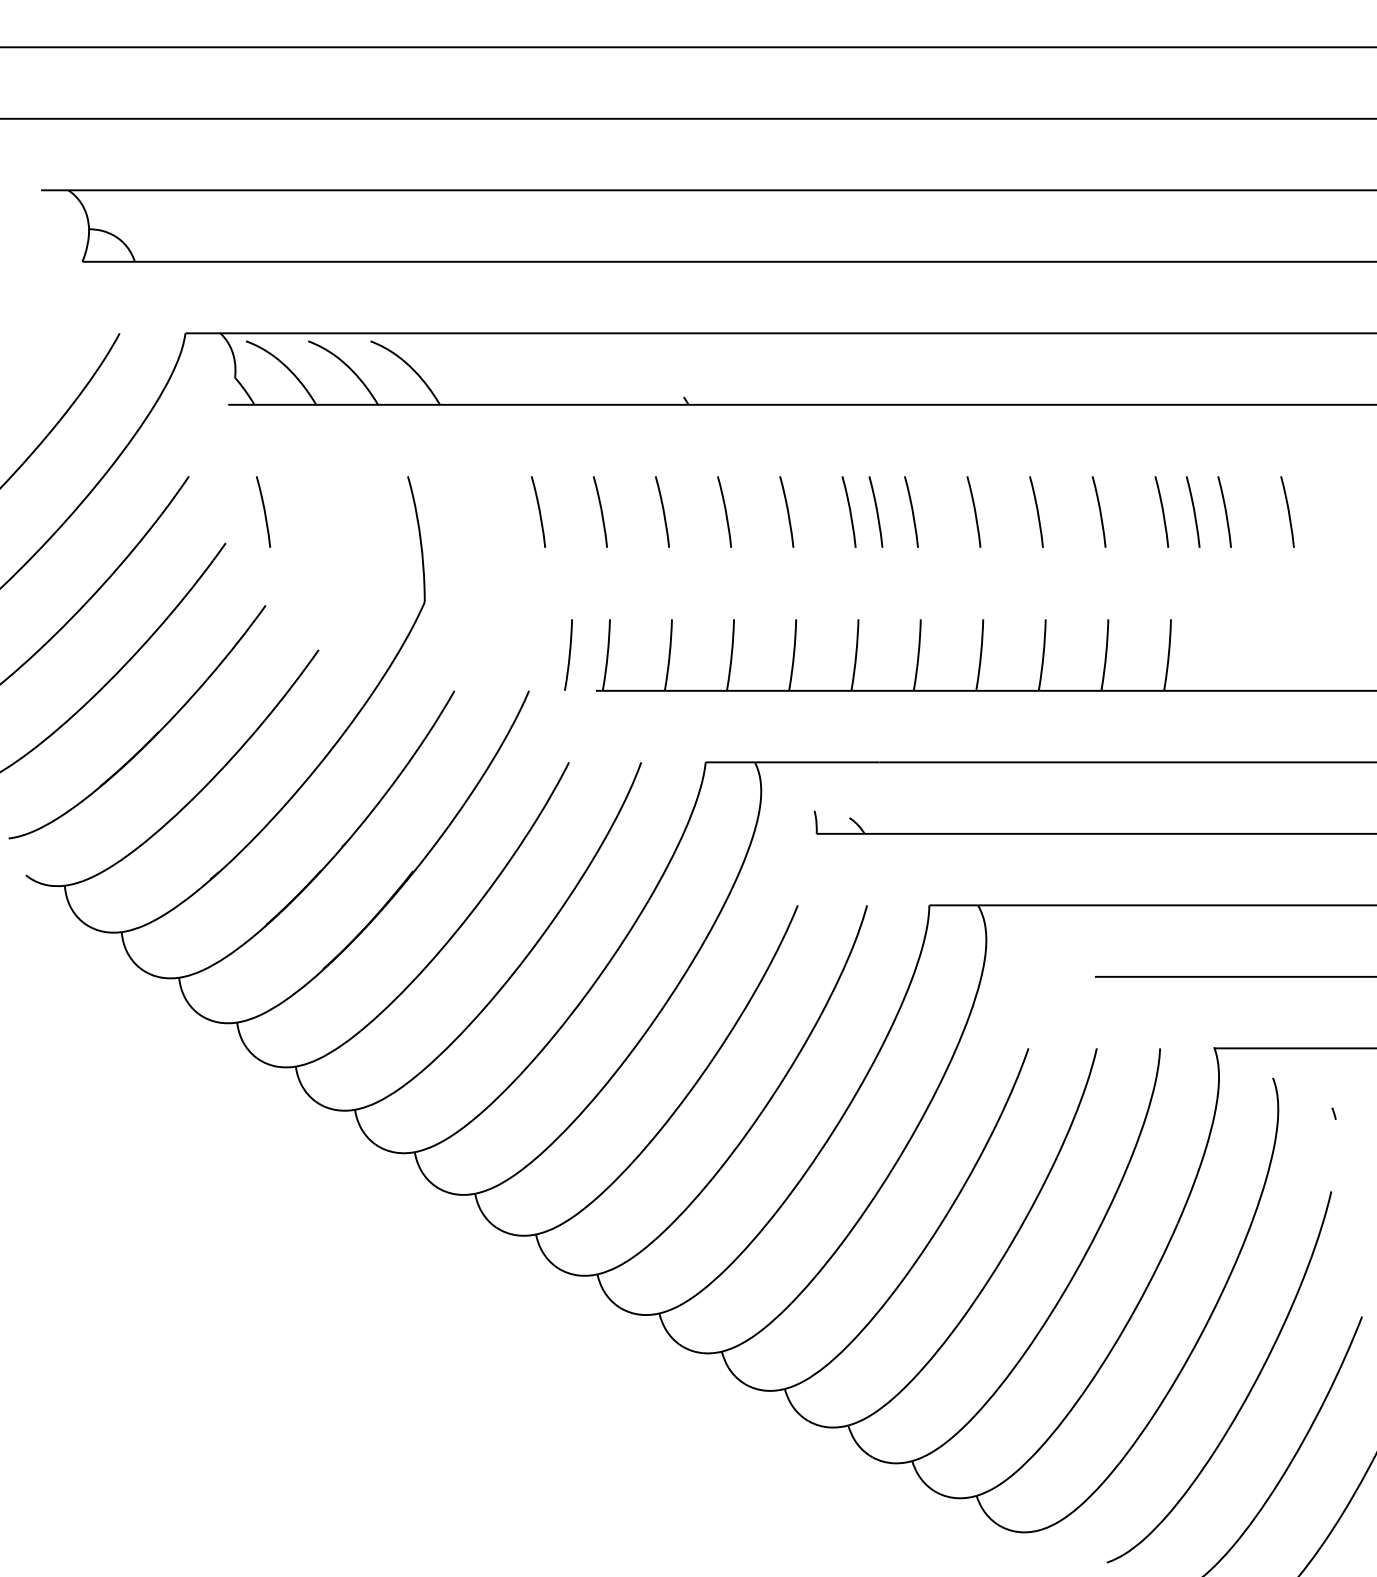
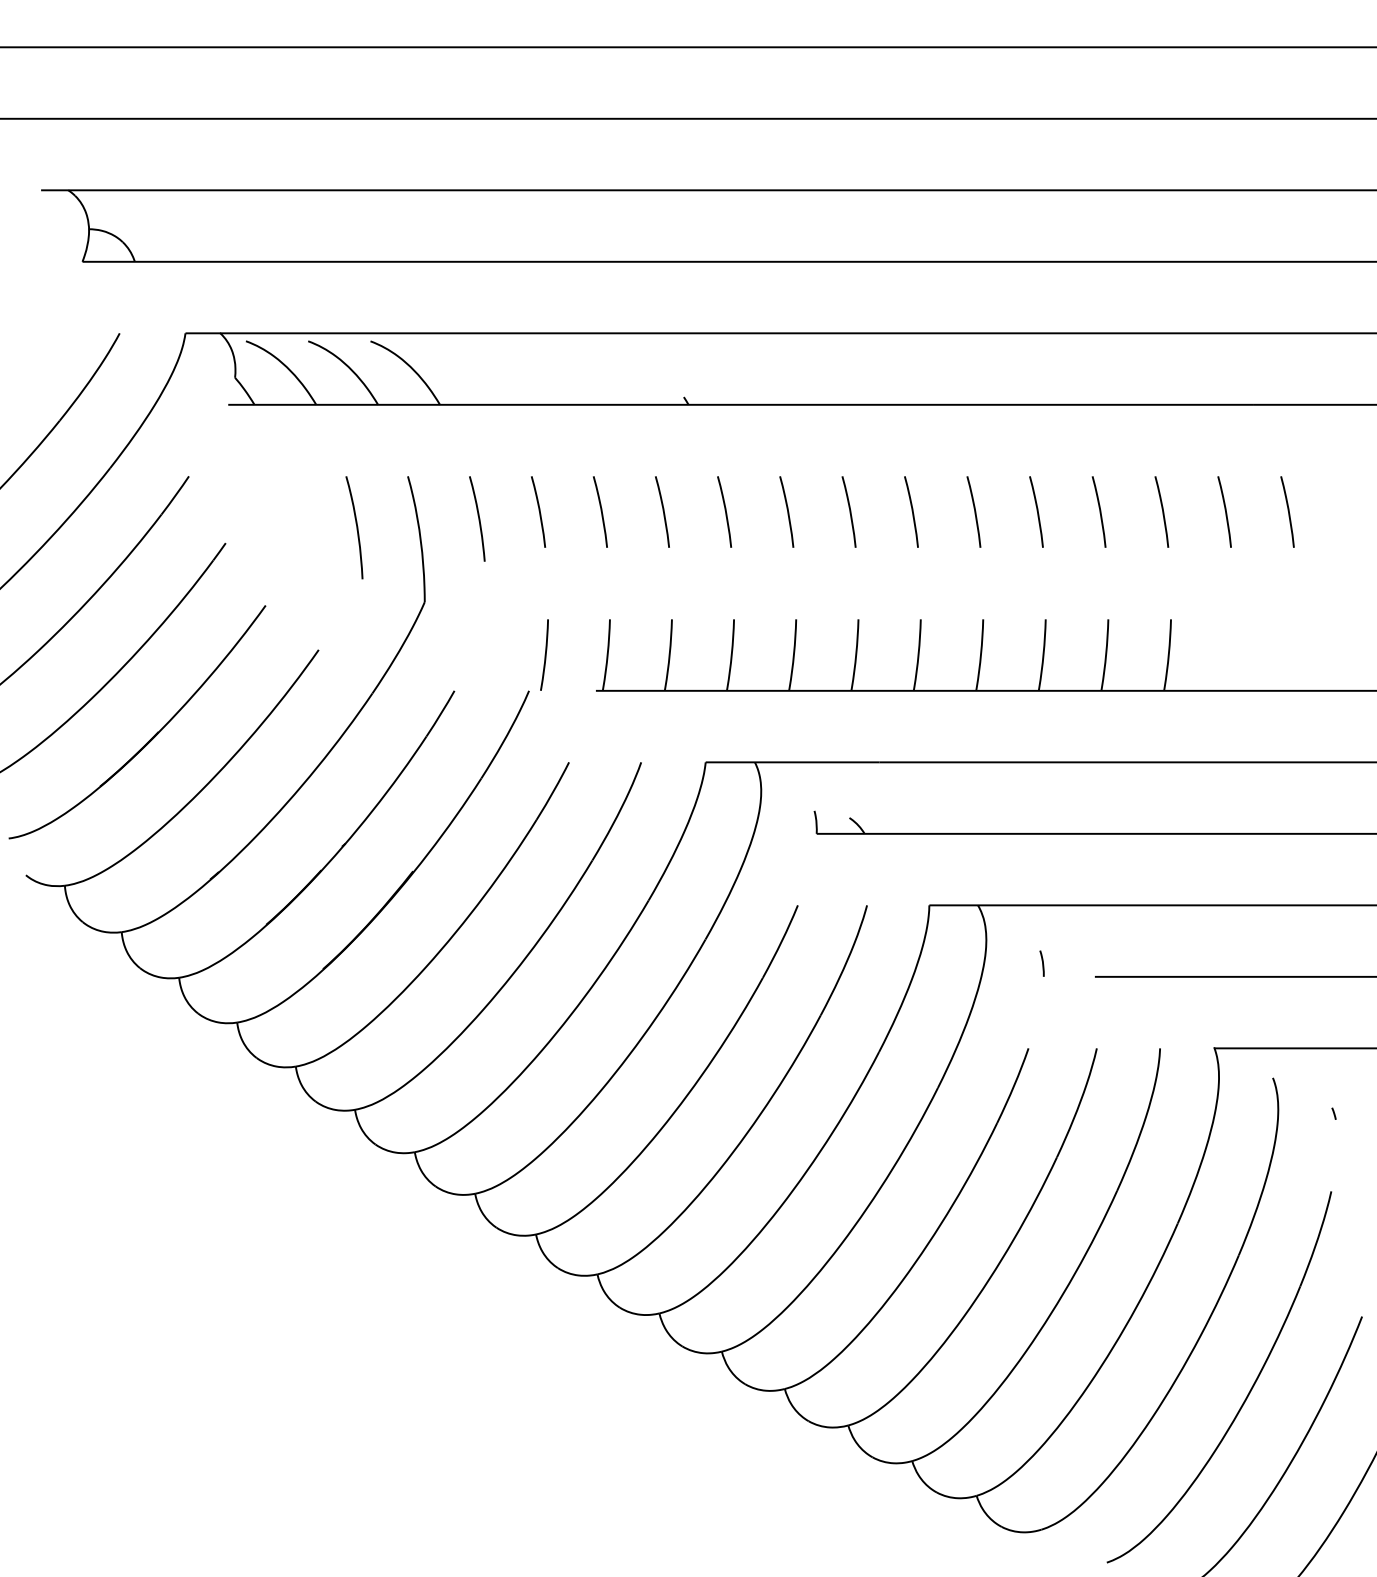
curve: present -> none (263, 510)
curve: present -> none (876, 511)
curve: present -> none (1193, 511)
curve: none -> present (478, 518)
curve: none -> present (356, 527)
curve position: (568, 654) -> (544, 654) (544, 654)
line: none -> present (1042, 963)
